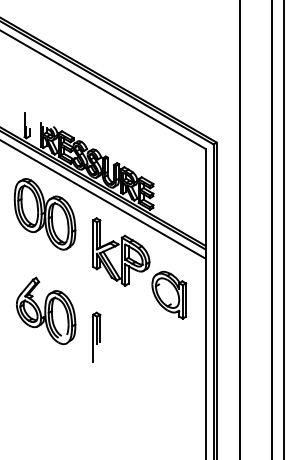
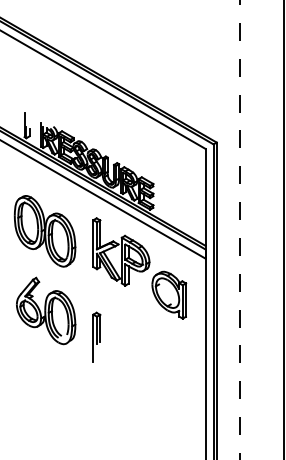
part position: (44, 214) -> (44, 231) (44, 231)
line: solid -> dashed (240, 229)
line: present -> none (272, 229)
